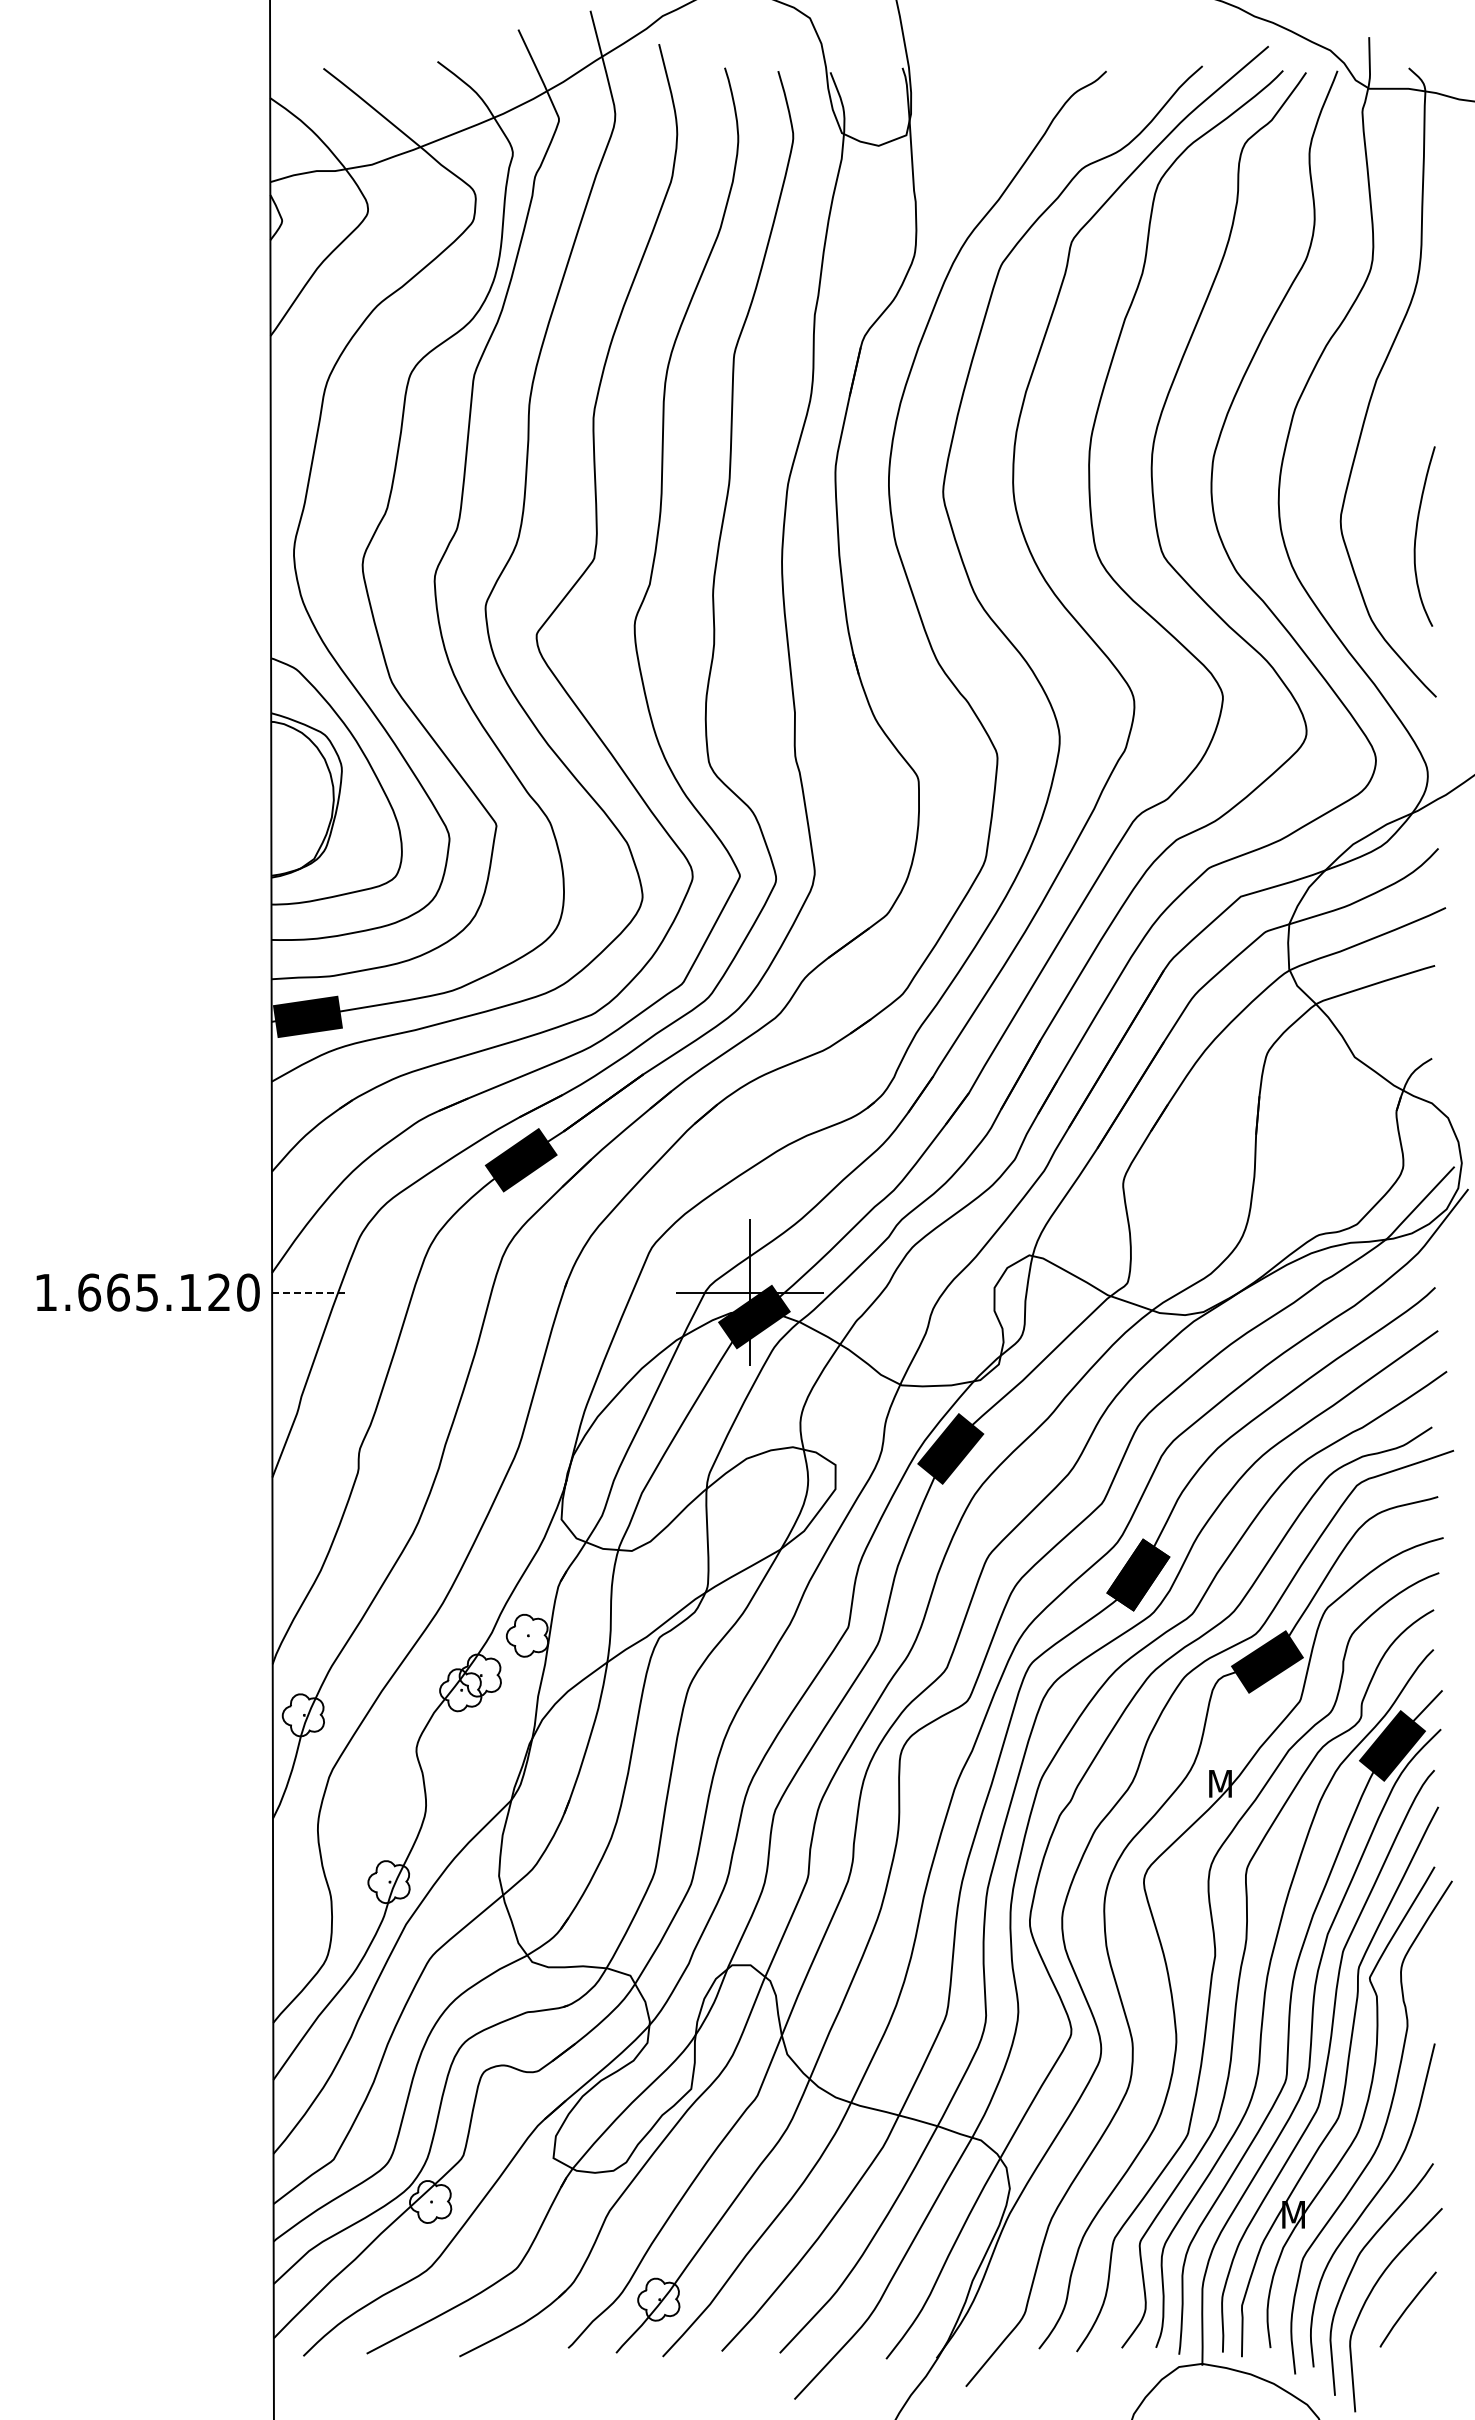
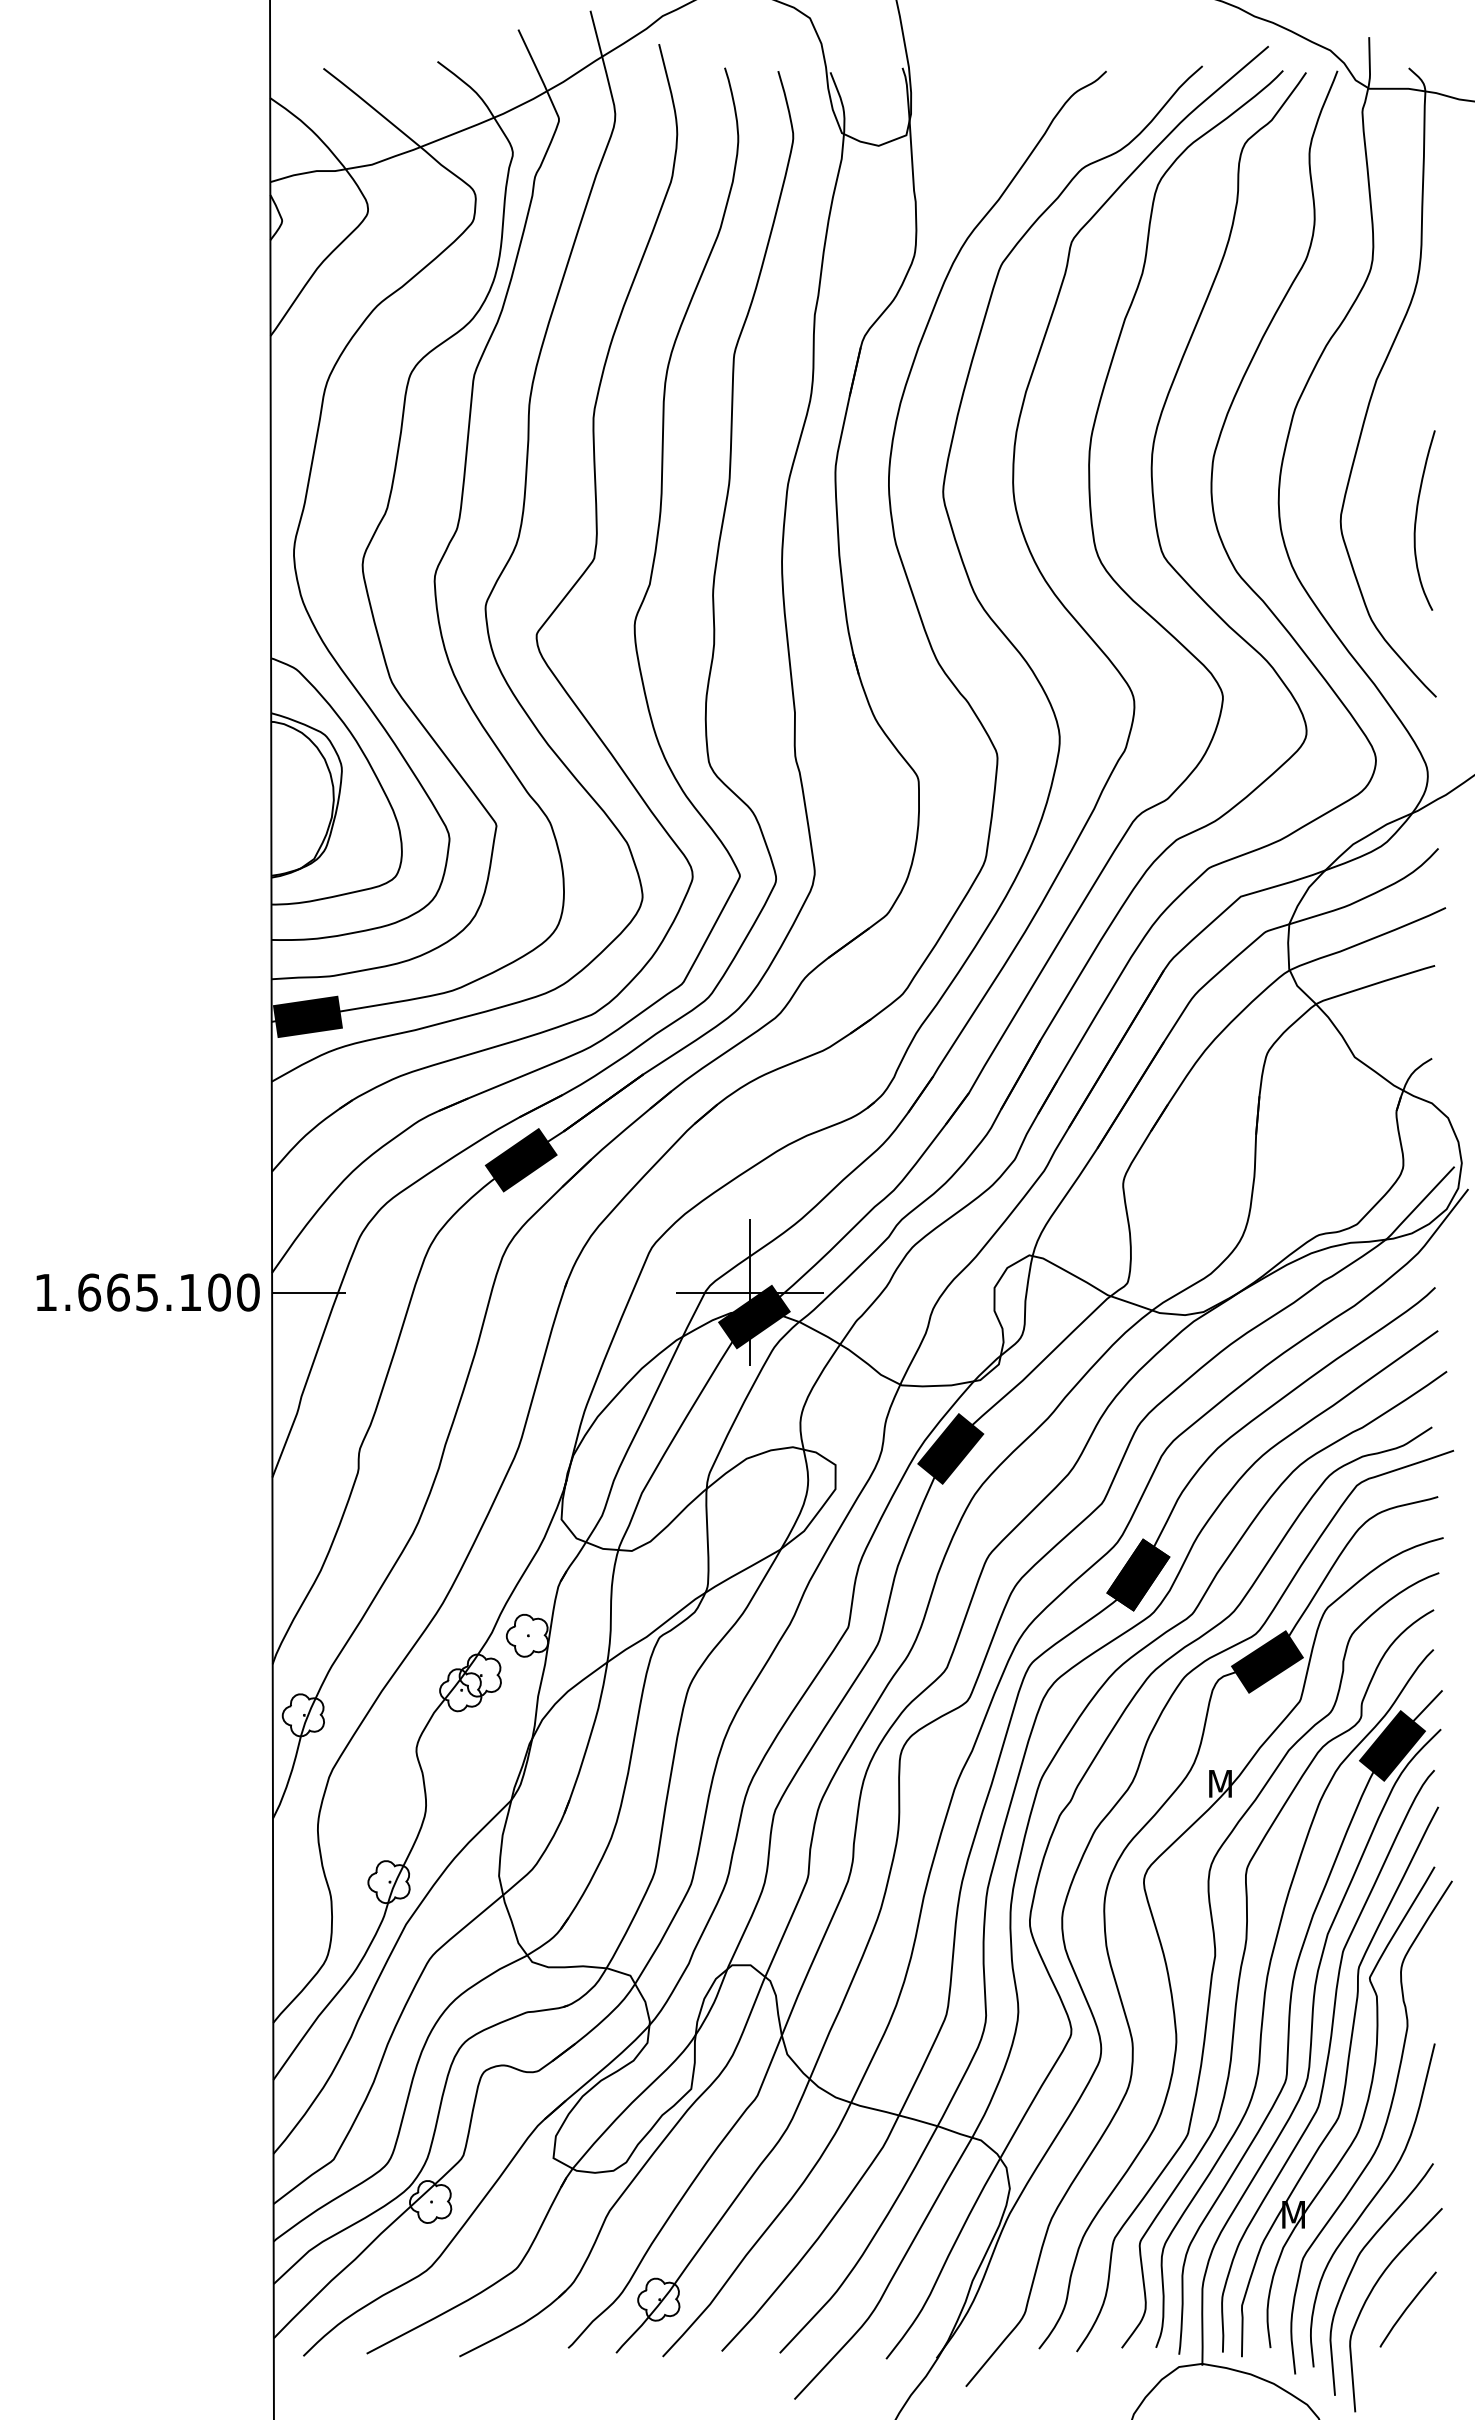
curve position: (1416, 536) -> (1416, 520) (1416, 520)
text: 1.665.120 -> 1.665.100 (219, 1292)
line: dashed -> solid (308, 1292)
